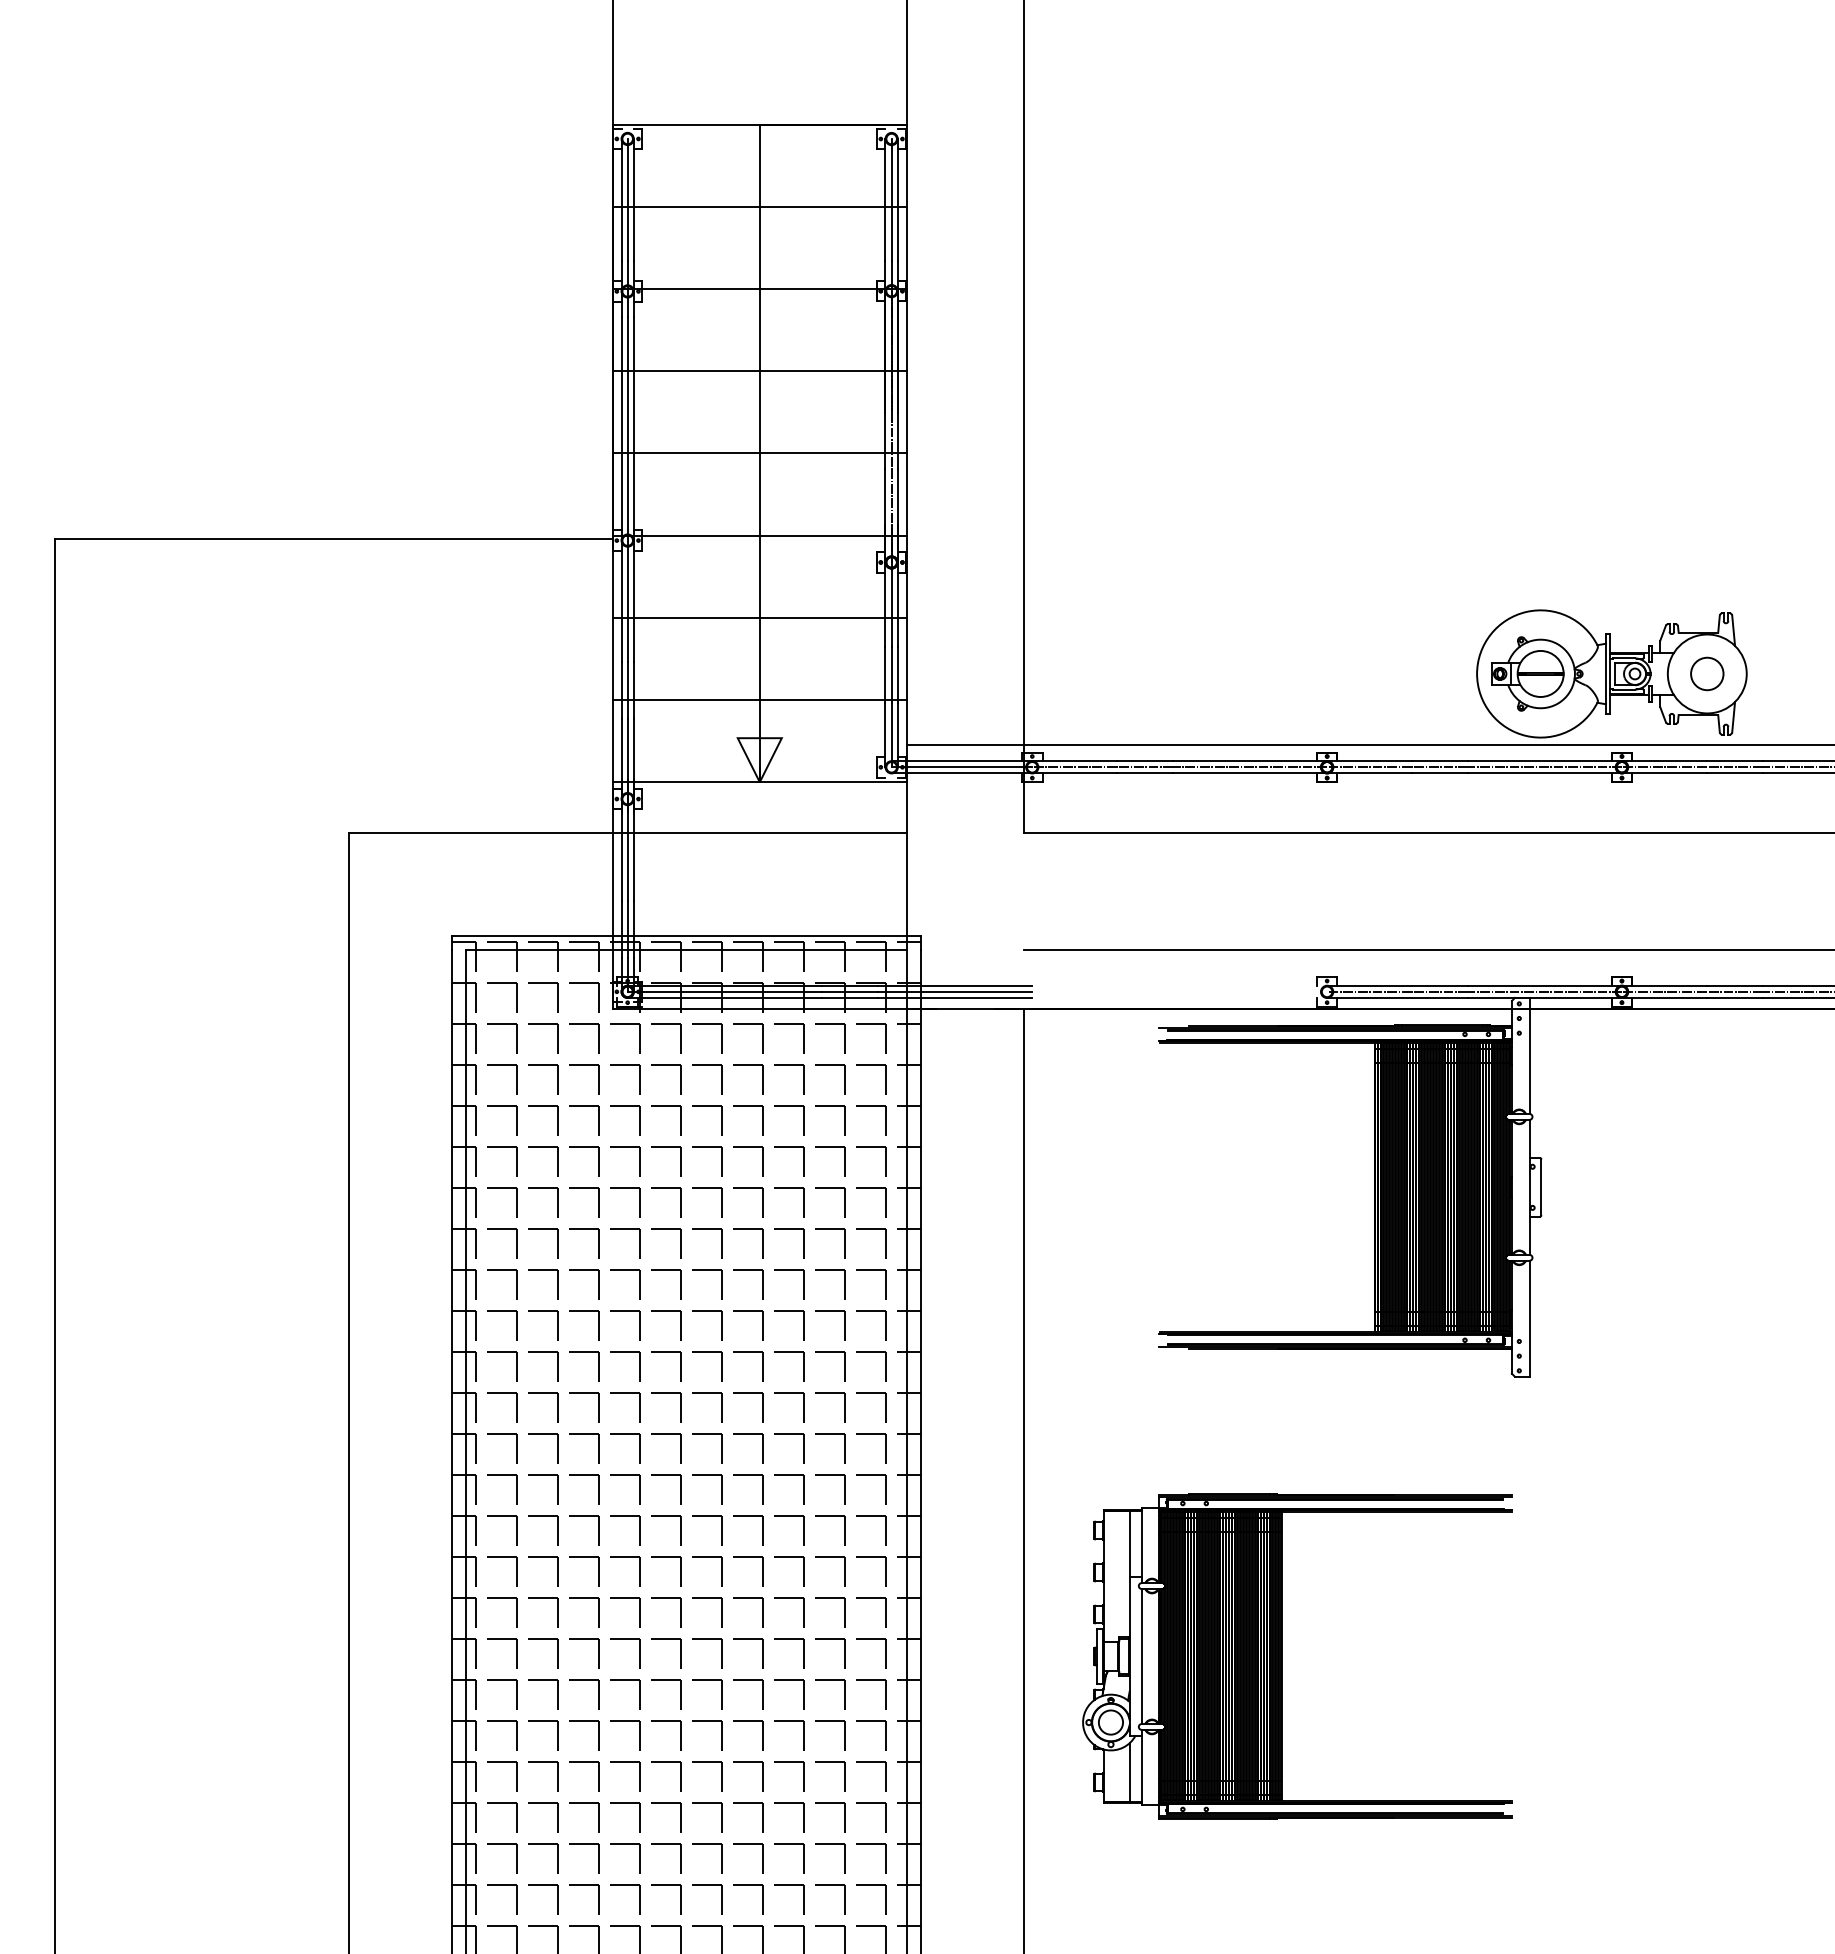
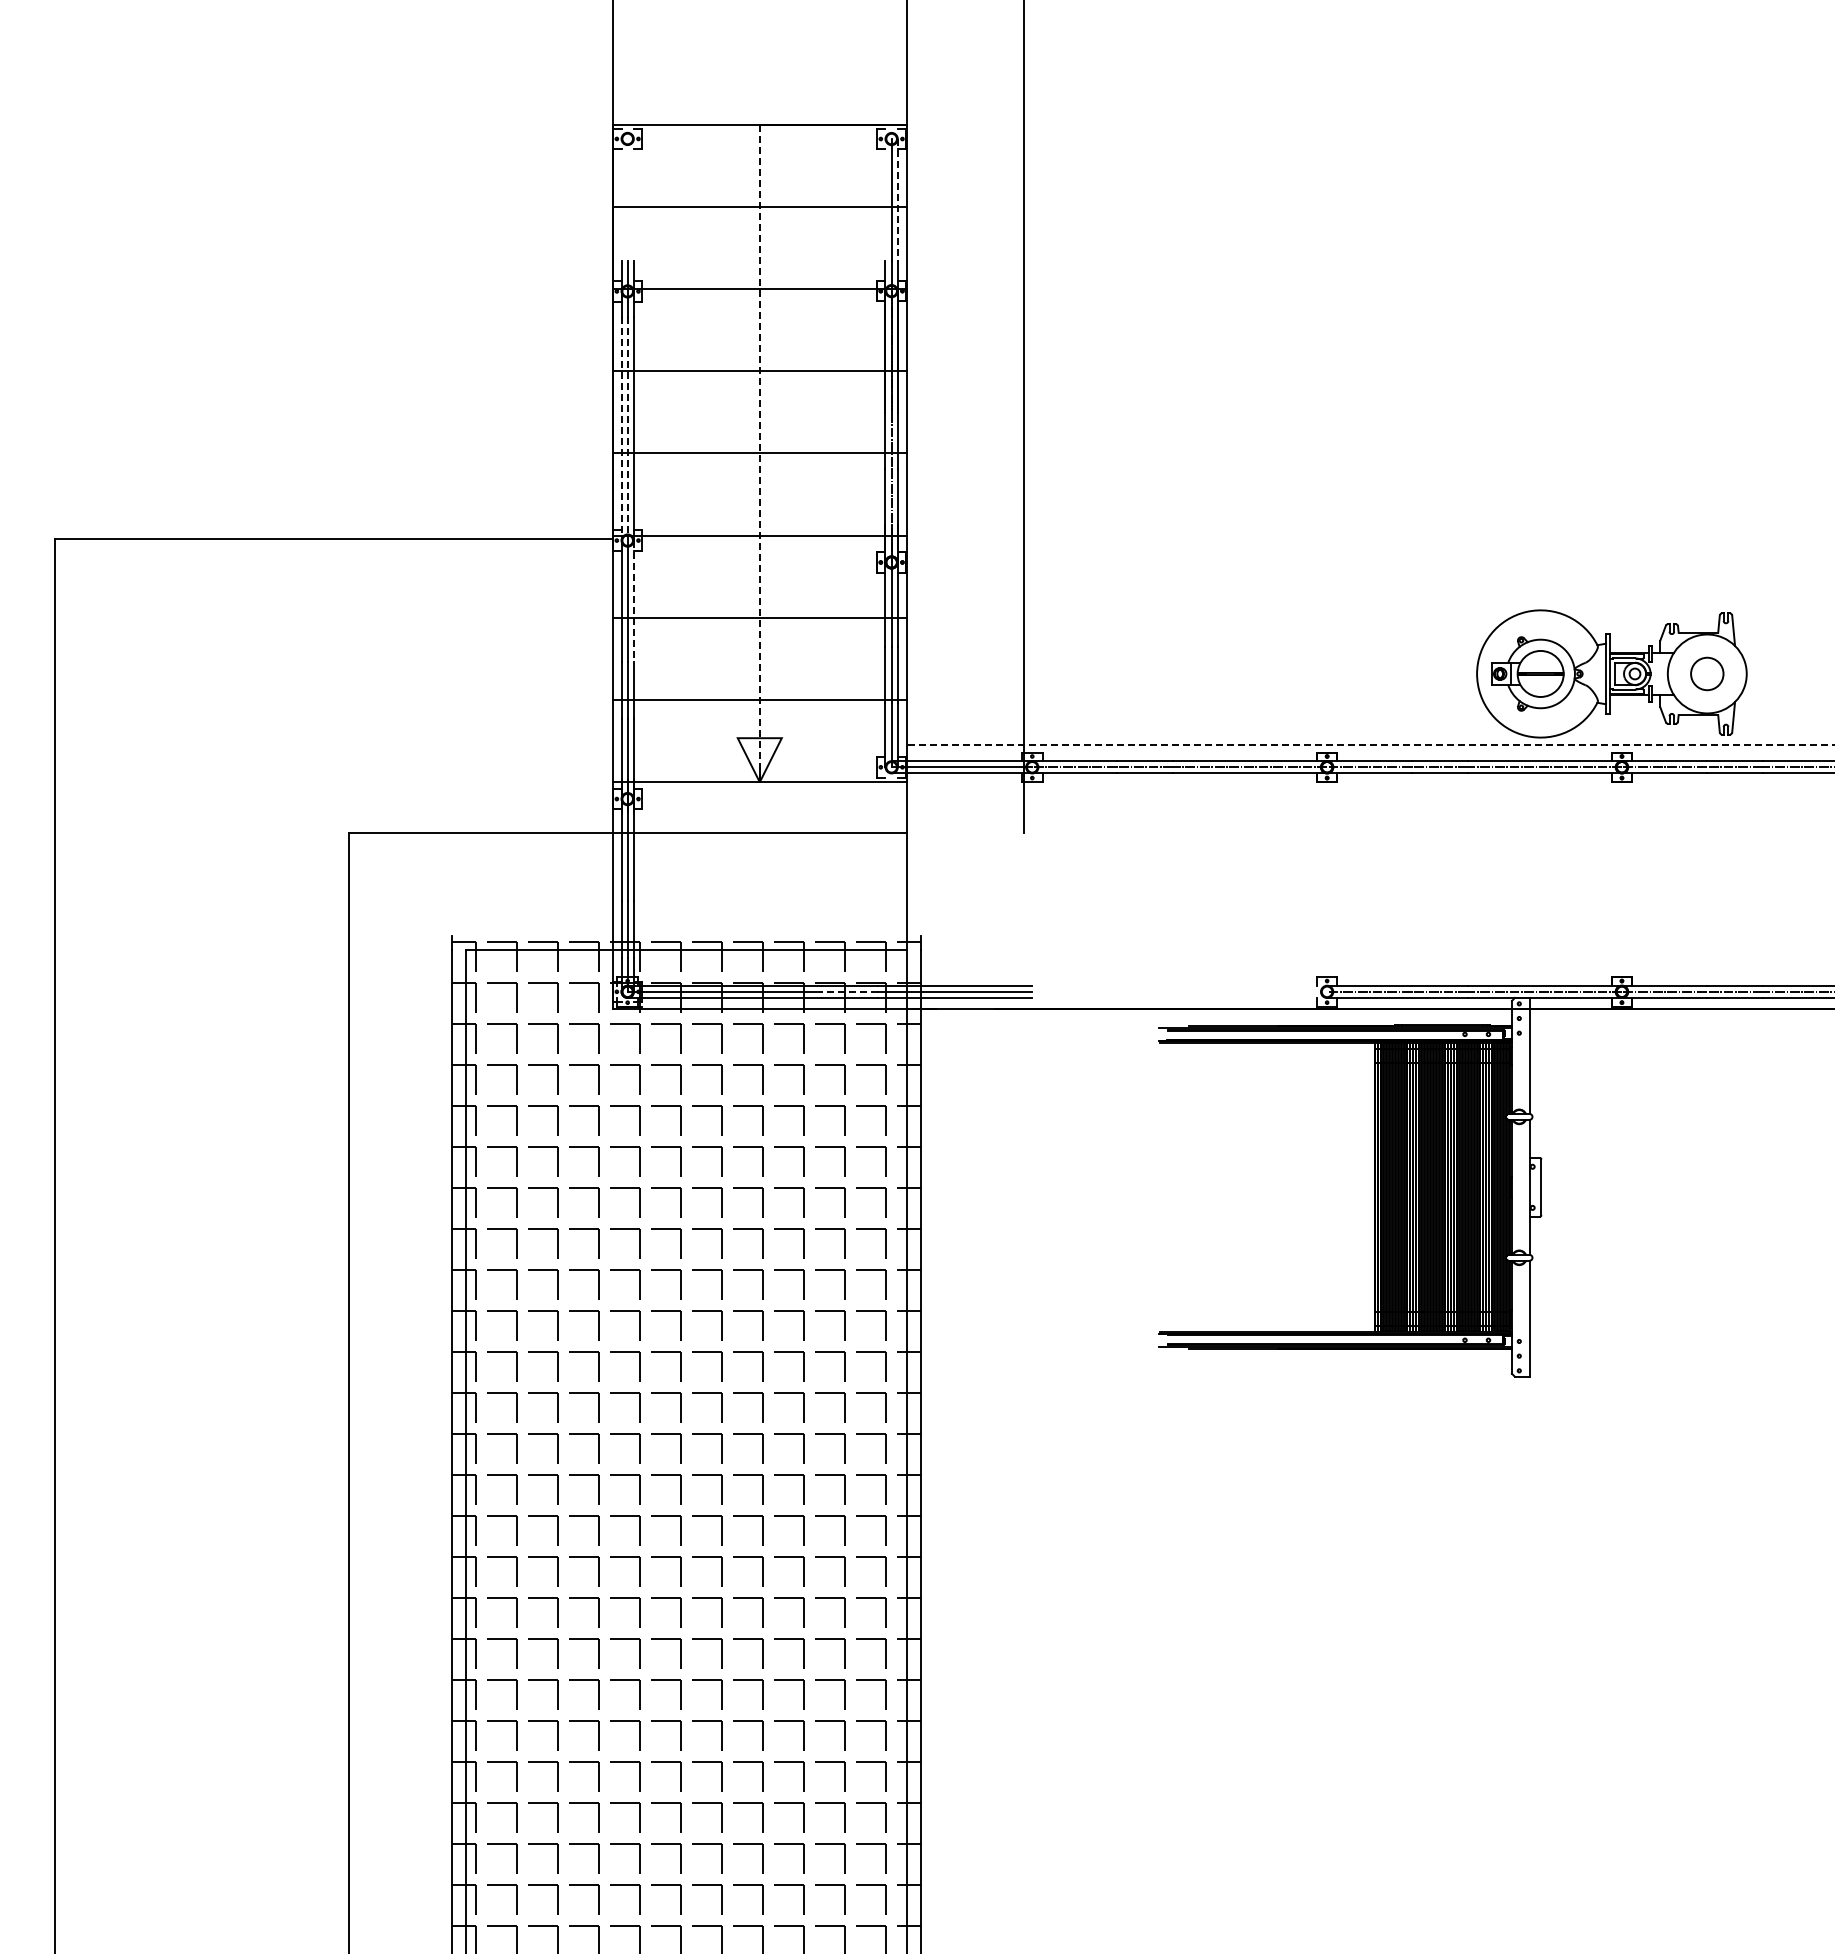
line: present -> none (621, 199)
line: present -> none (627, 199)
line: present -> none (633, 199)
line: present -> none (885, 199)
line: solid -> dashed (897, 199)
line: solid -> dashed (621, 428)
line: solid -> dashed (627, 428)
line: solid -> dashed (759, 453)
line: solid -> dashed (633, 601)
line: solid -> dashed (1370, 744)
line: present -> none (1427, 833)
line: present -> none (686, 935)
line: present -> none (1427, 950)
line: solid -> dashed (849, 991)
line: present -> none (1024, 1479)
part: present -> none (1282, 1656)
